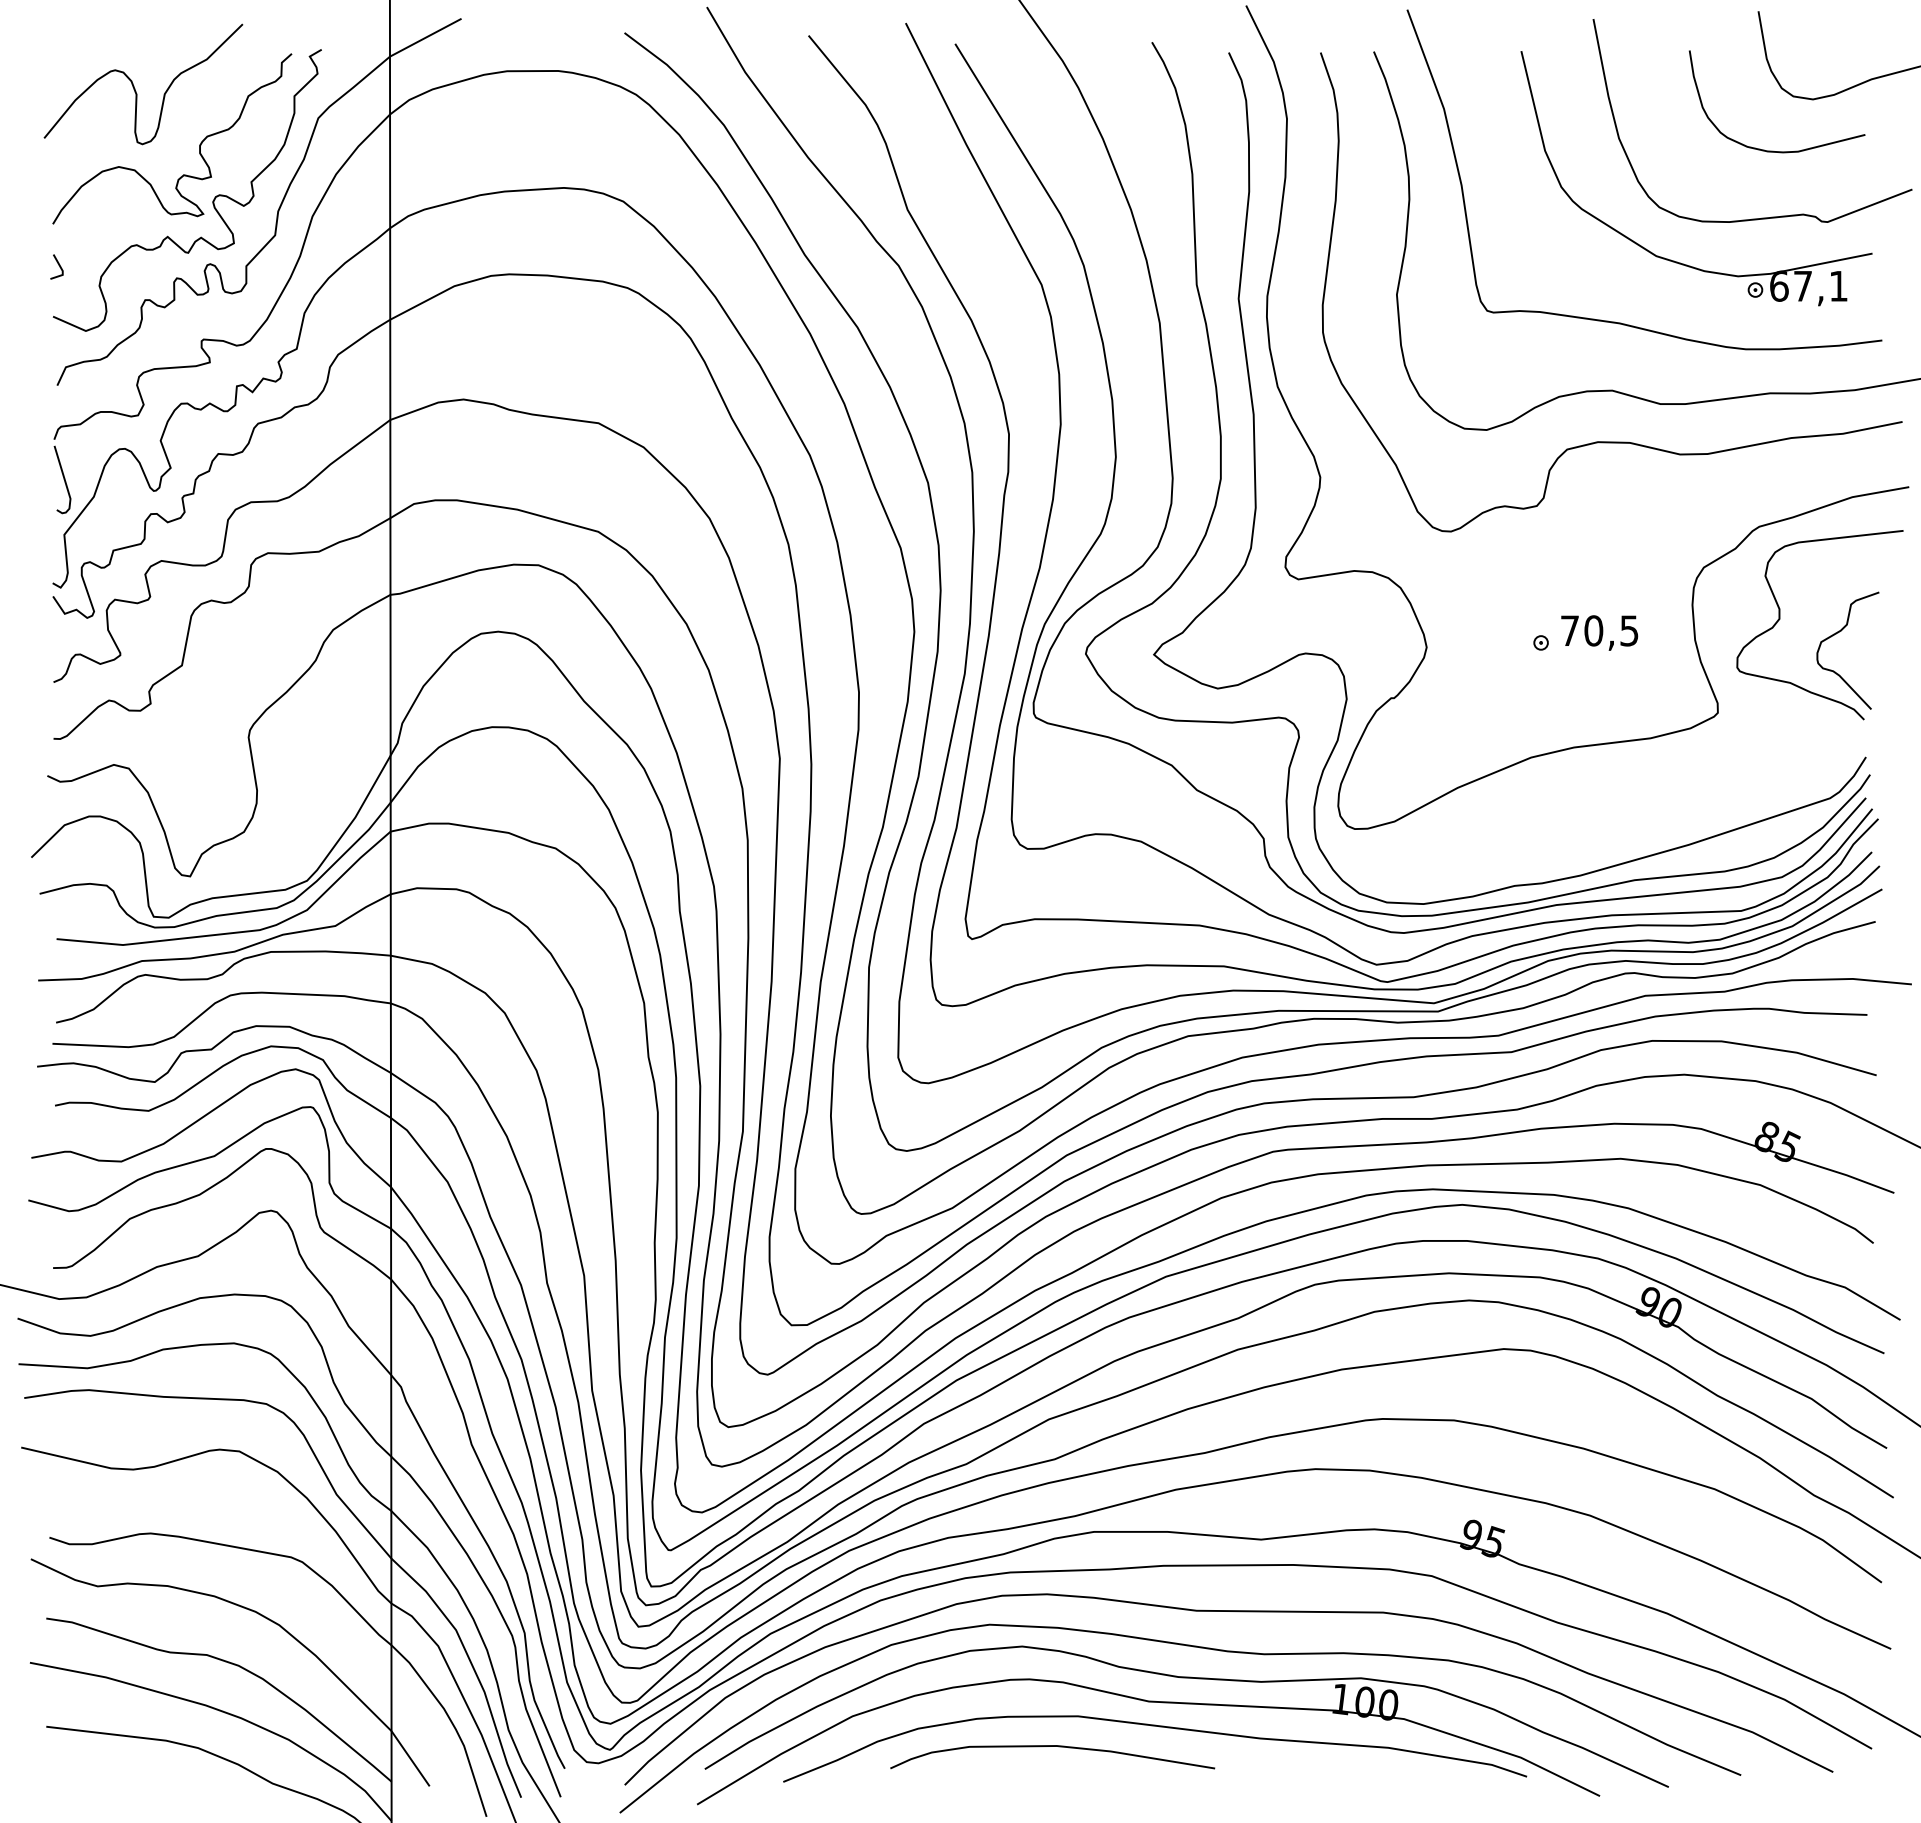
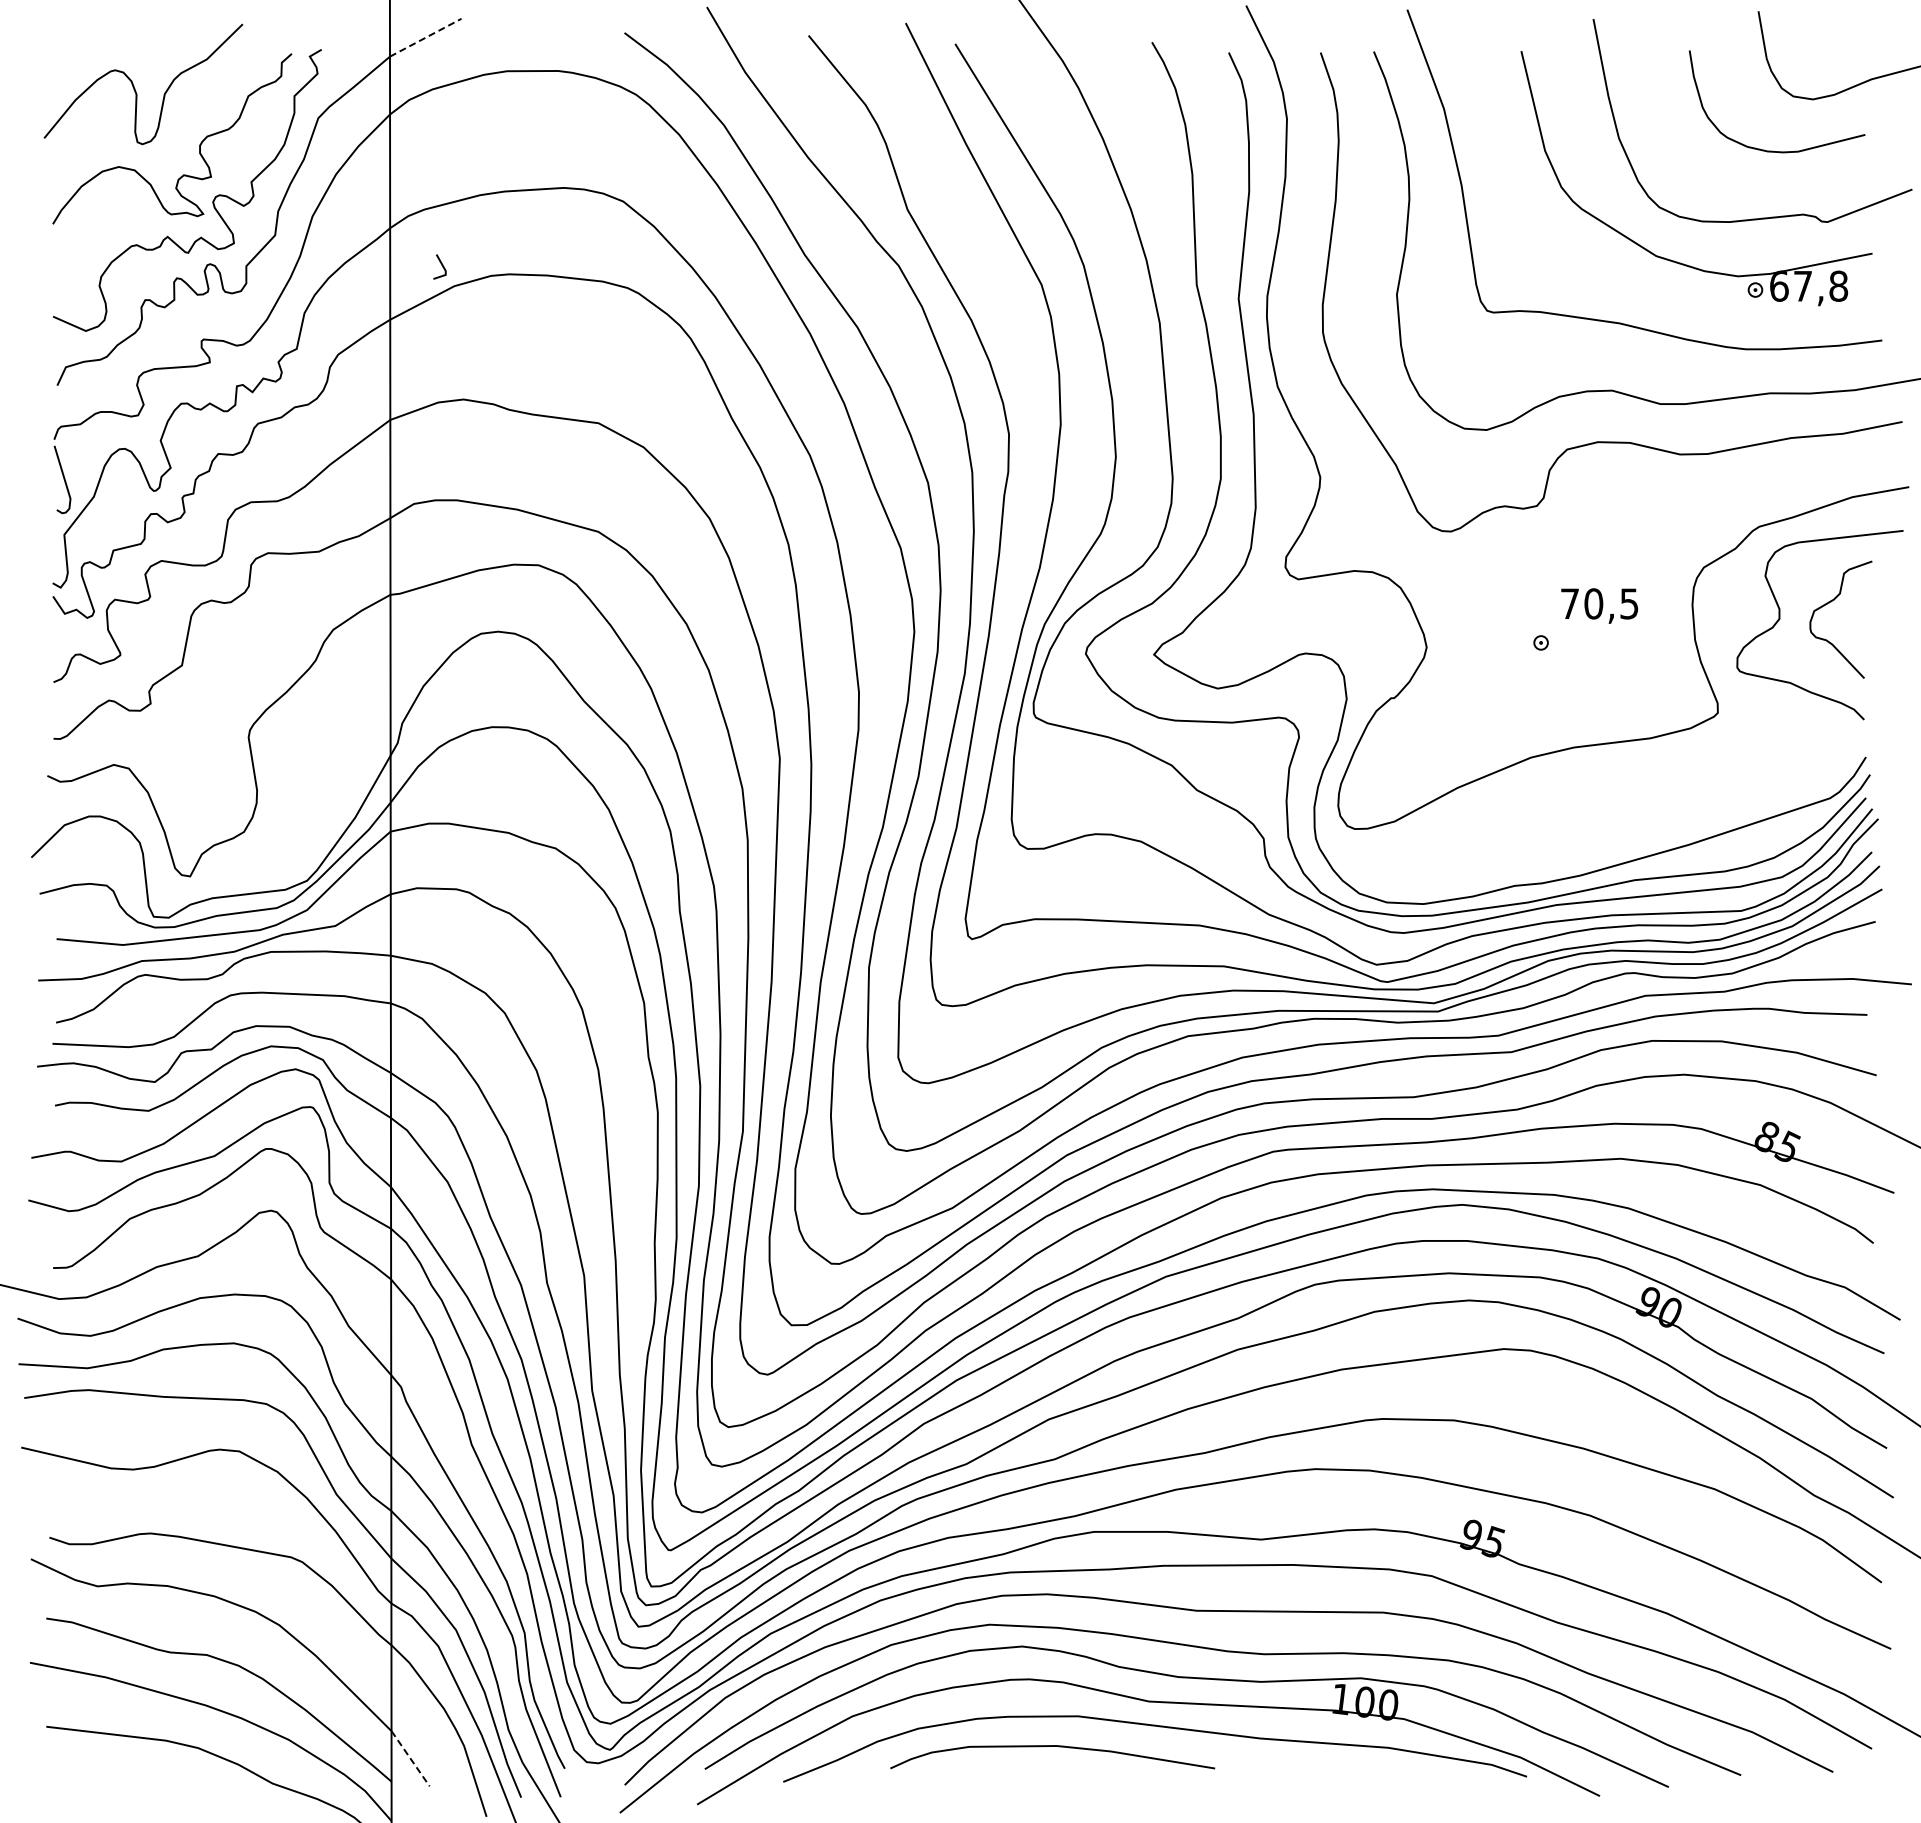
line: solid -> dashed (425, 37)
line position: (58, 265) -> (441, 265) (441, 265)
text: 67,1 -> 67,8 (1838, 285)
text position: (1599, 632) -> (1599, 605) (1599, 605)
curve position: (1838, 633) -> (1831, 602) (1831, 602)
line: solid -> dashed (410, 1758)
